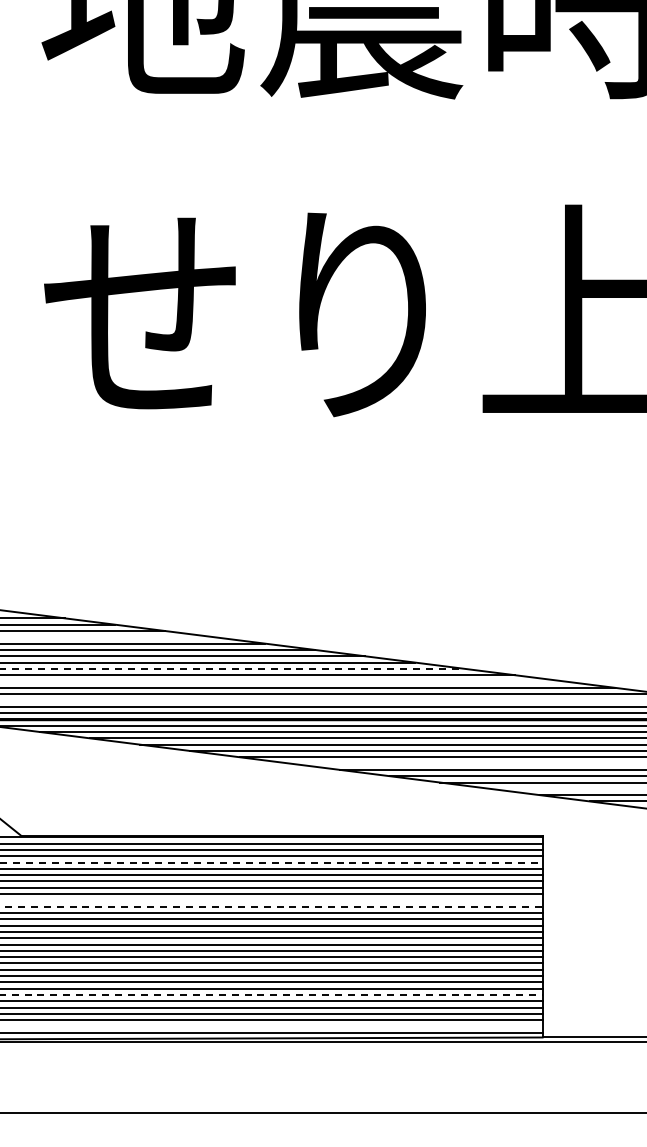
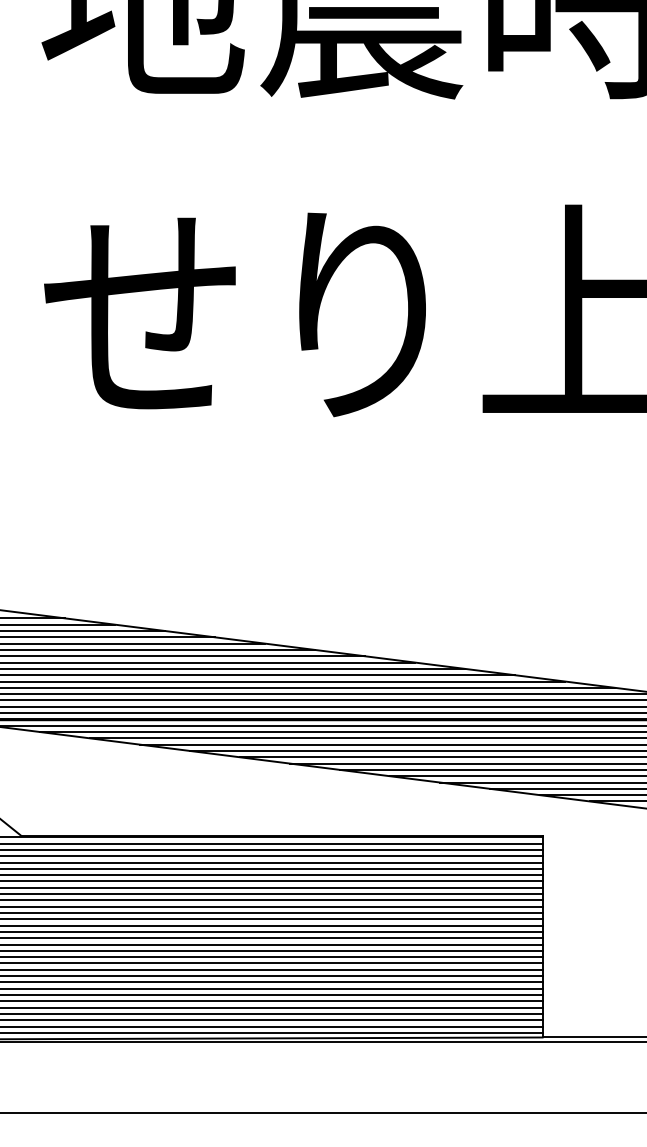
line: none -> present (108, 637)
line: dashed -> solid (233, 668)
line: none -> present (283, 681)
line: none -> present (322, 700)
line: none -> present (466, 763)
line: none -> present (566, 788)
line: dashed -> solid (271, 862)
line: none -> present (272, 900)
line: dashed -> solid (271, 906)
line: dashed -> solid (271, 995)
line: none -> present (272, 1026)
